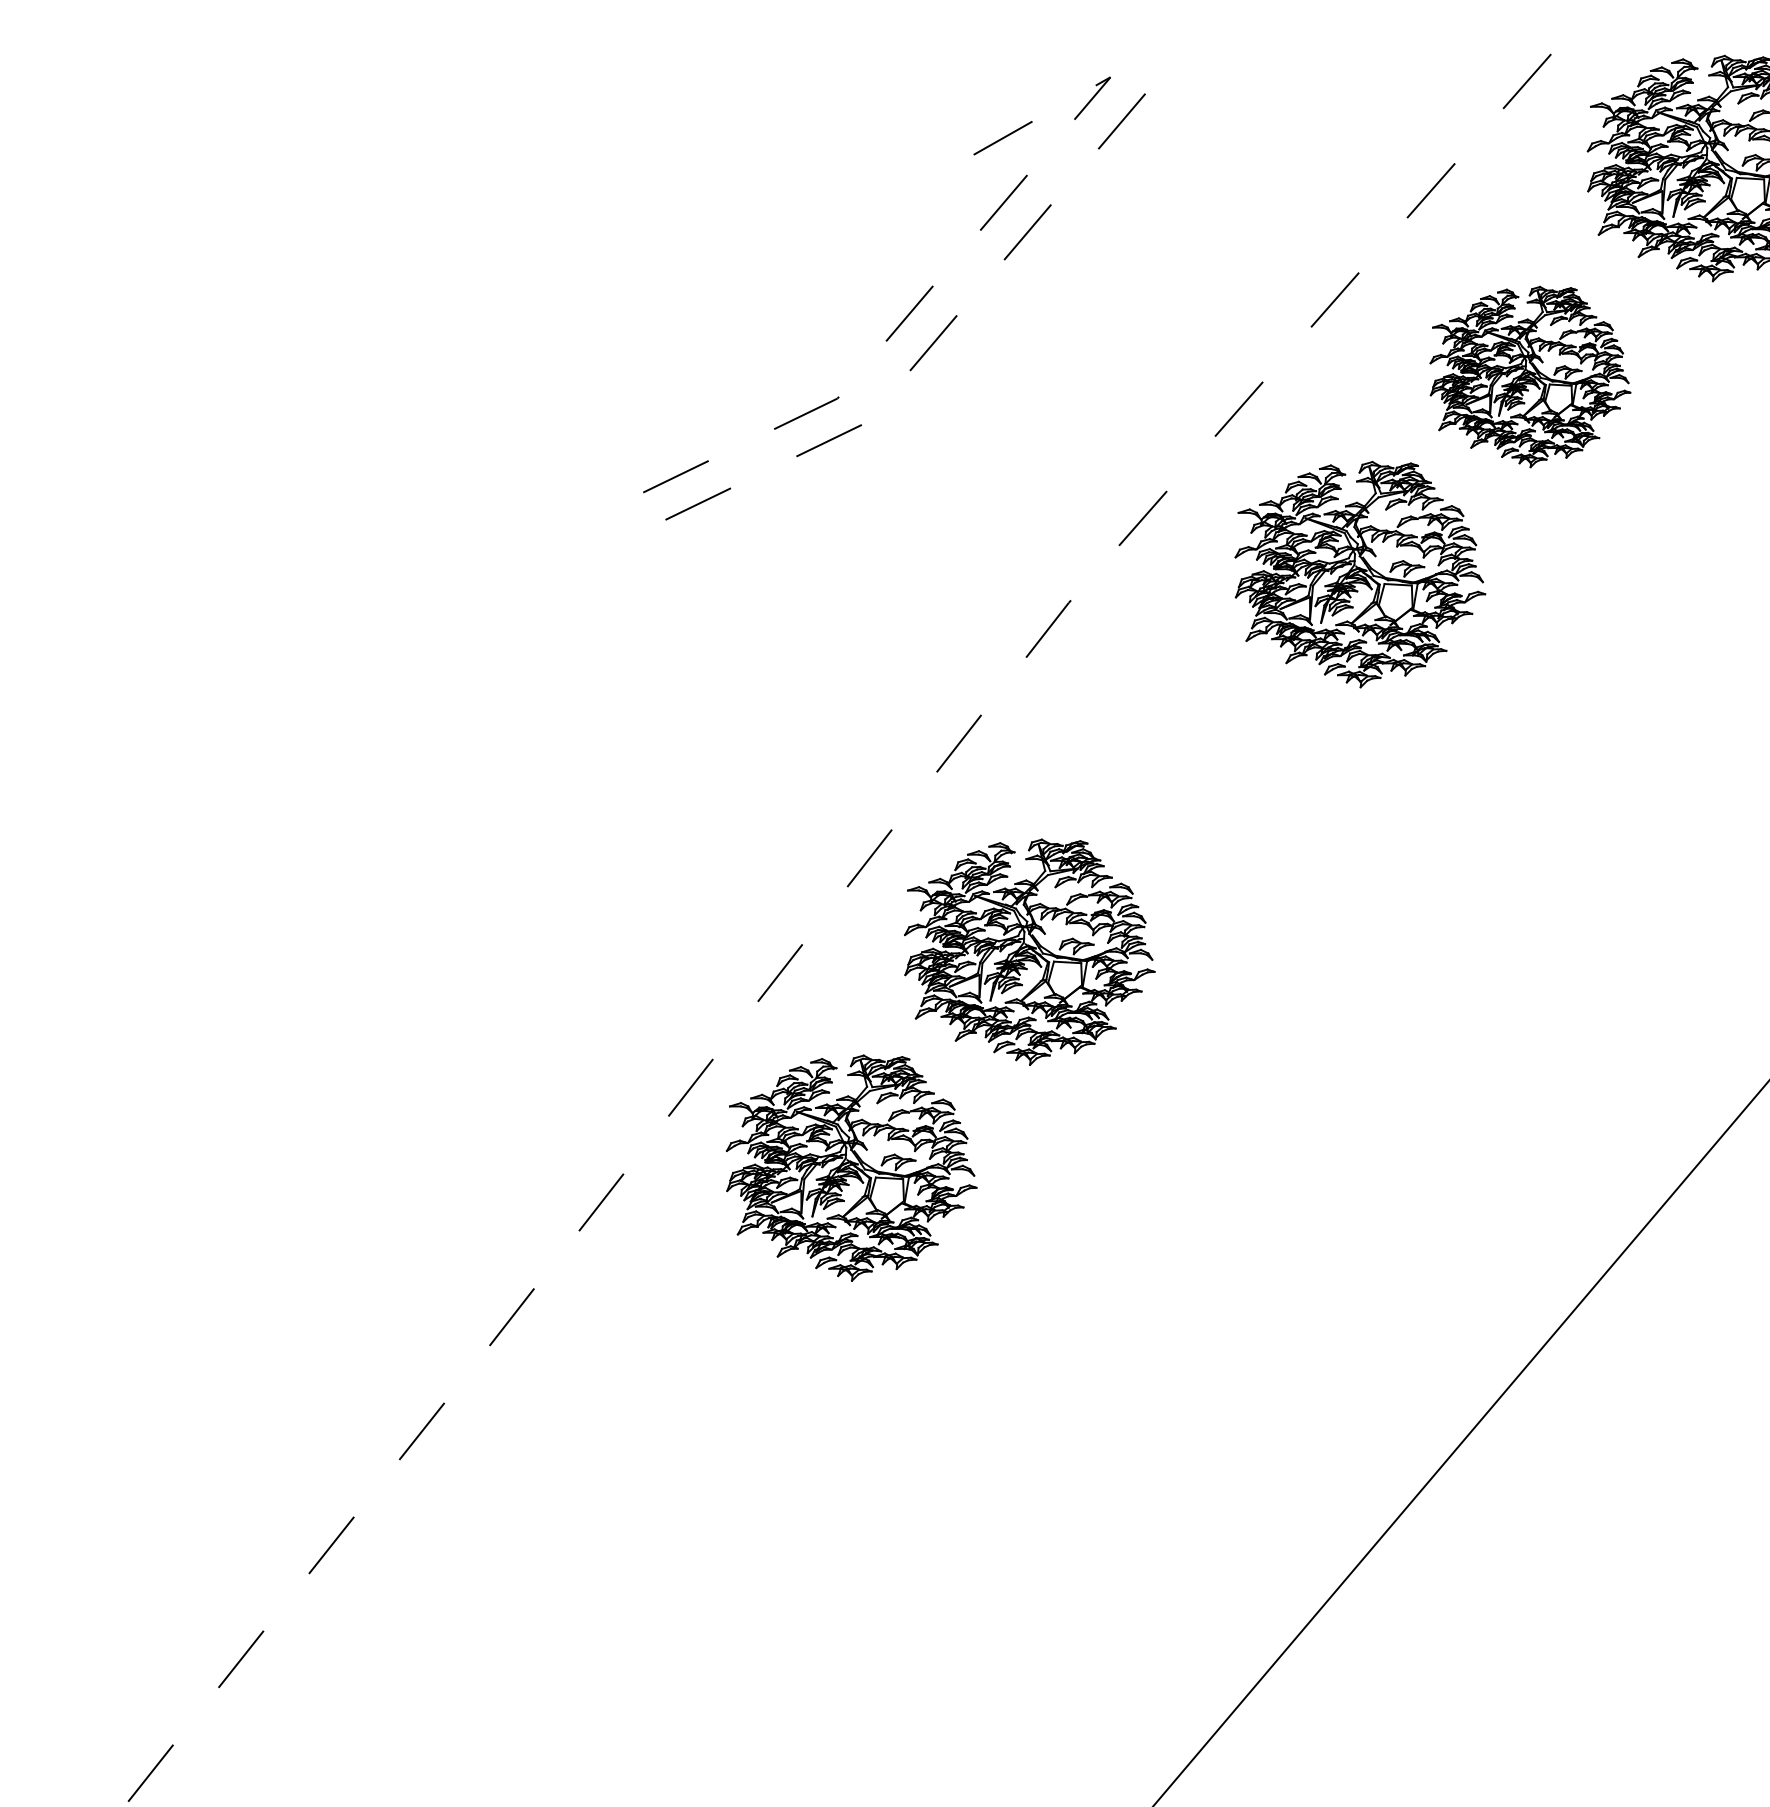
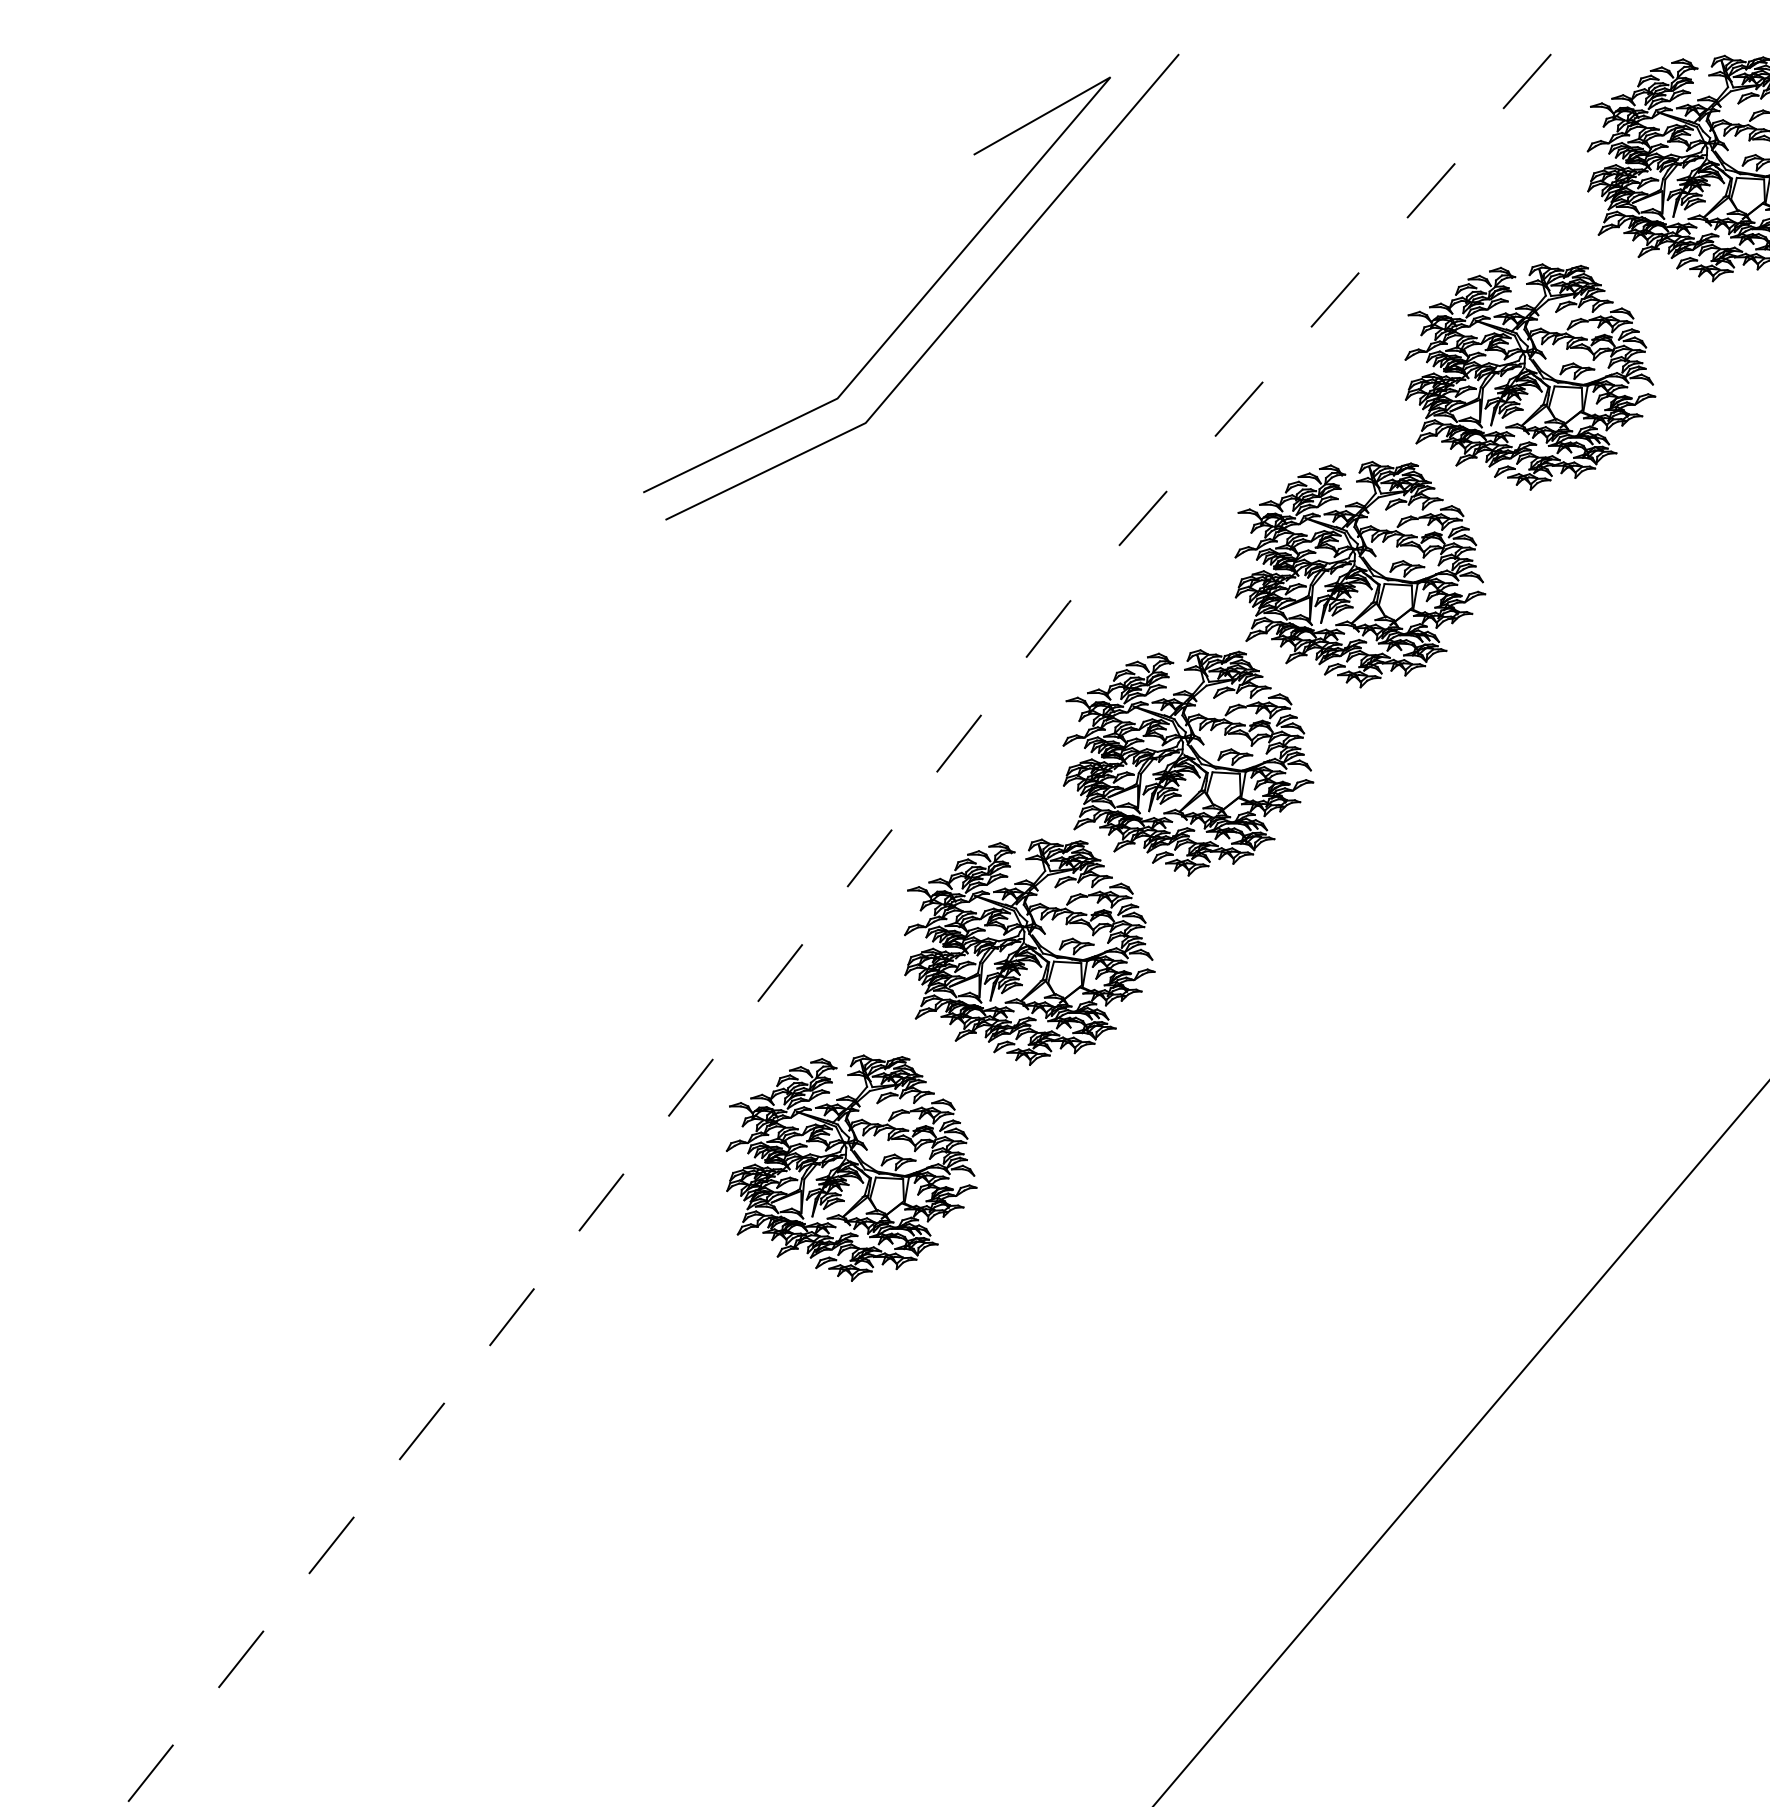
line: dashed -> solid (955, 259)
line: dashed -> solid (949, 323)
part size: 203x184 px -> 253x228 px (1530, 376)
part: none -> present (1188, 762)
